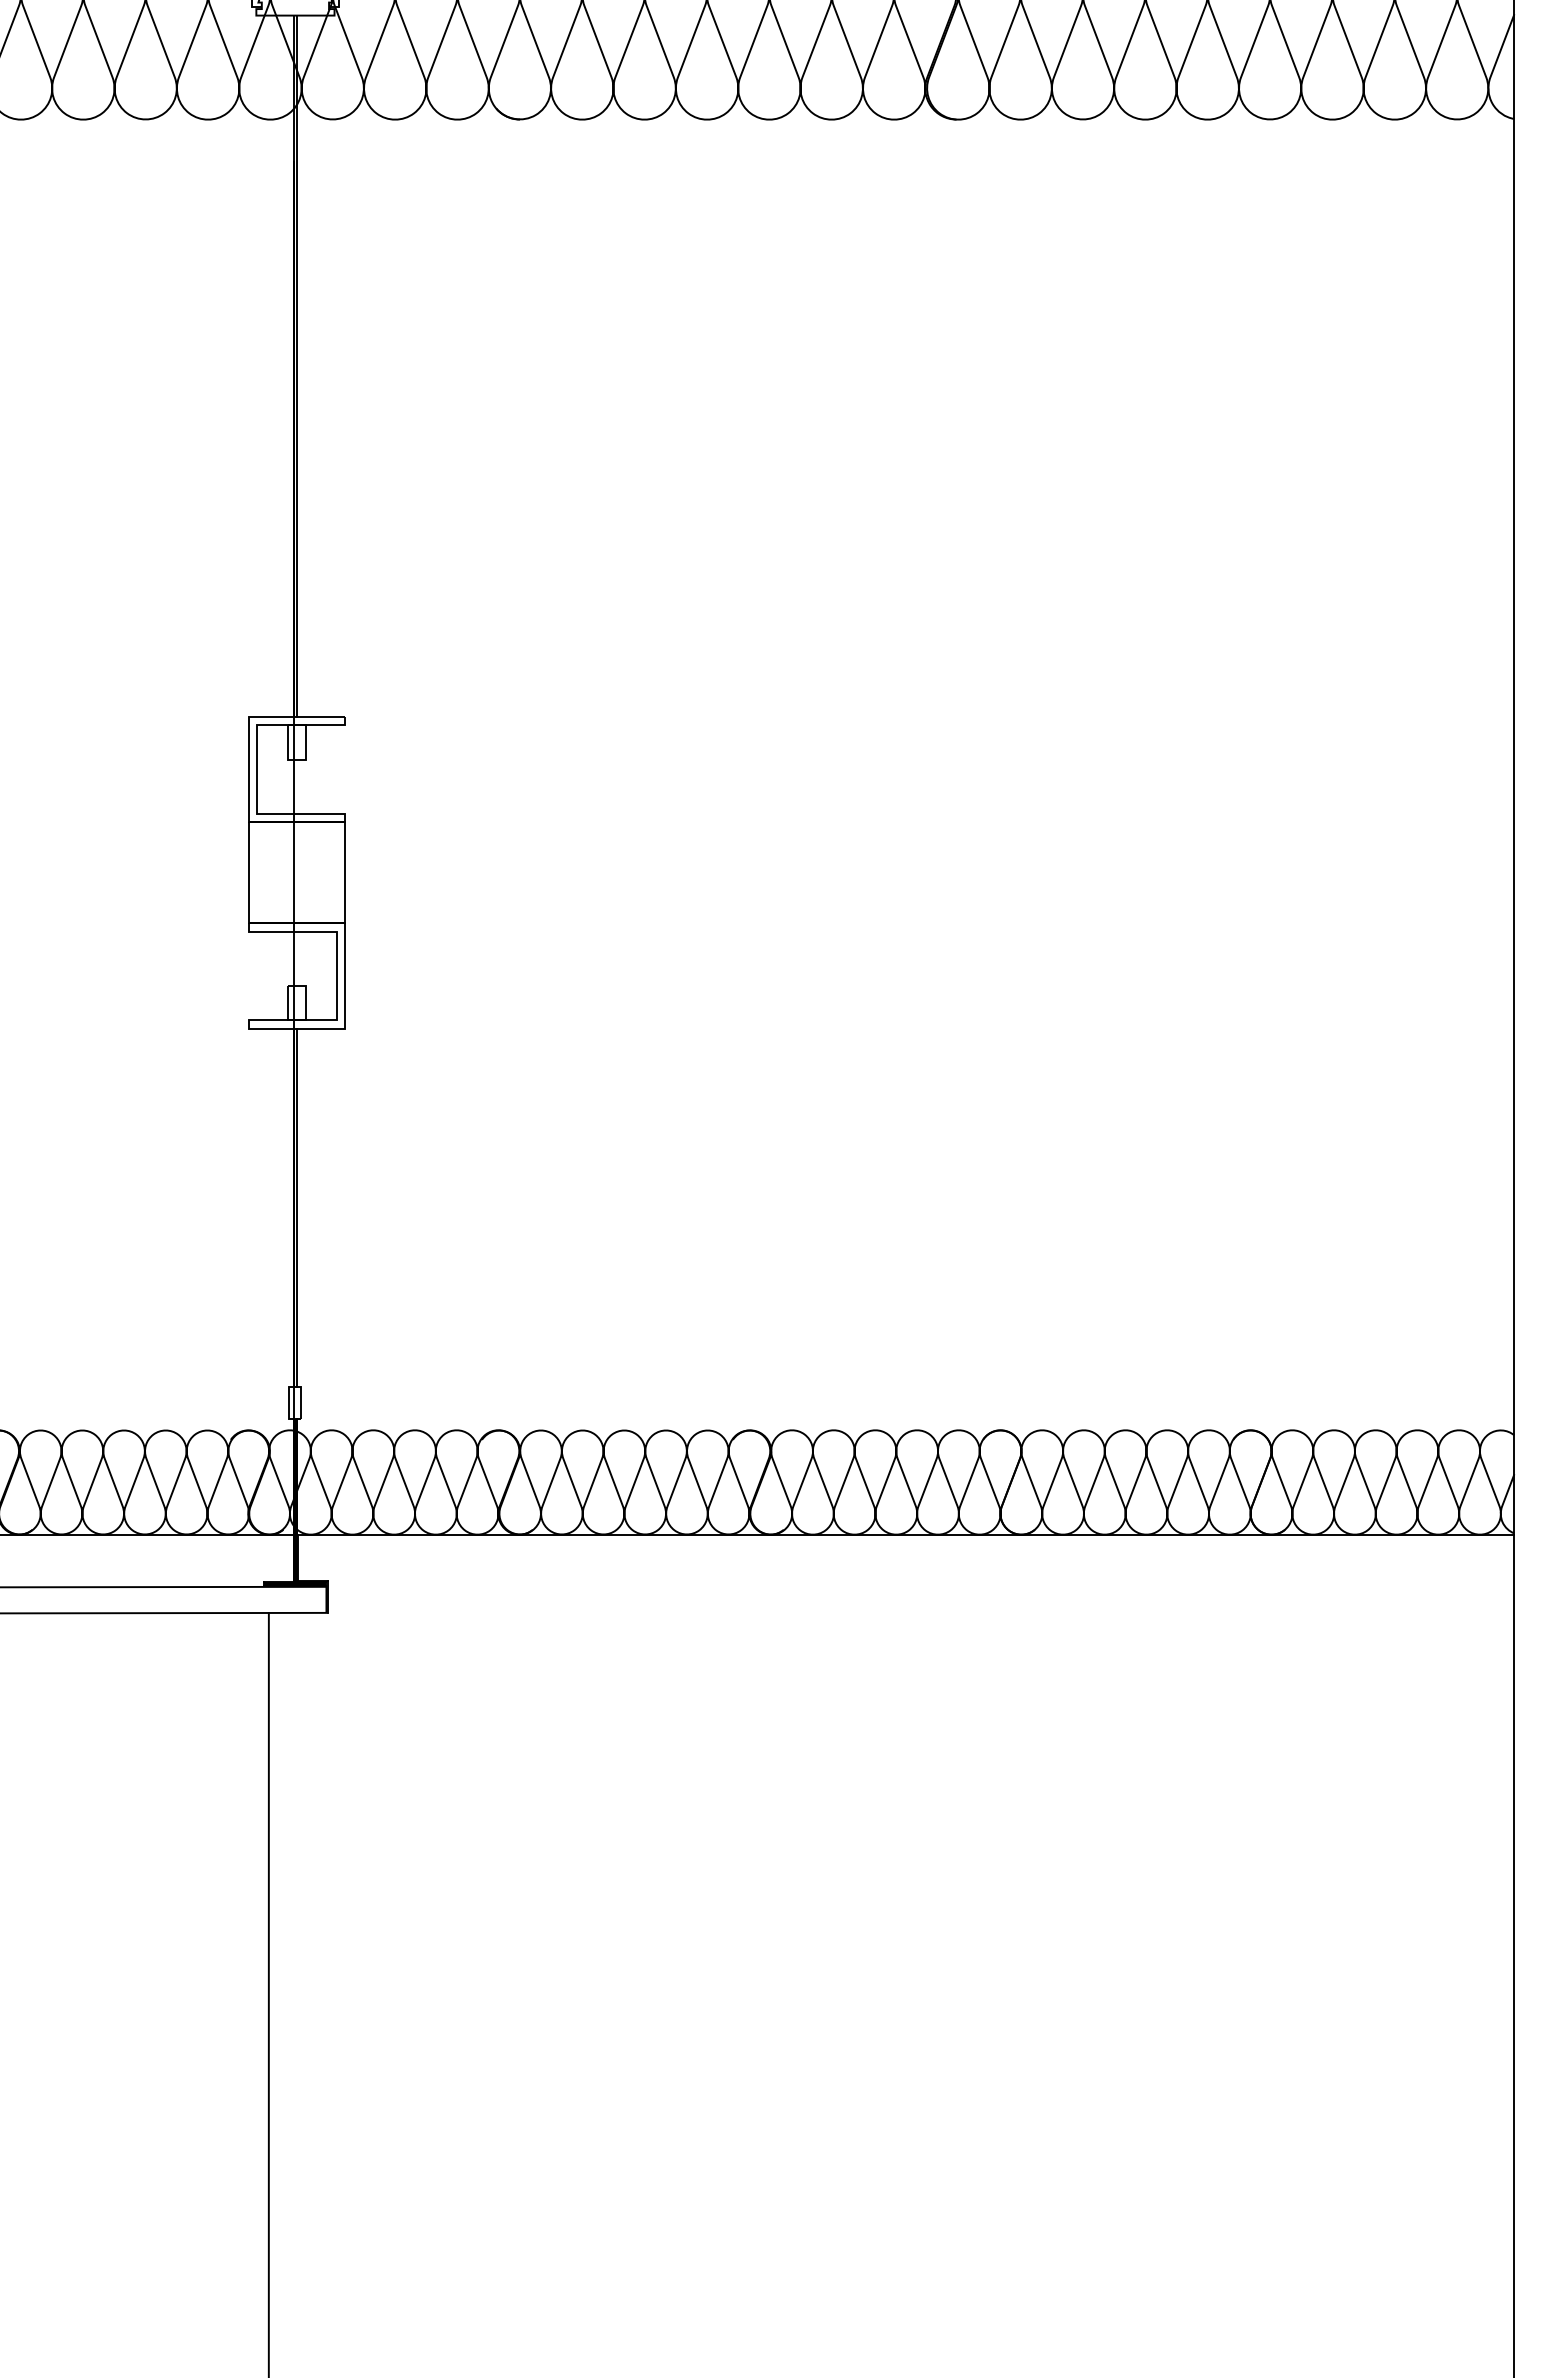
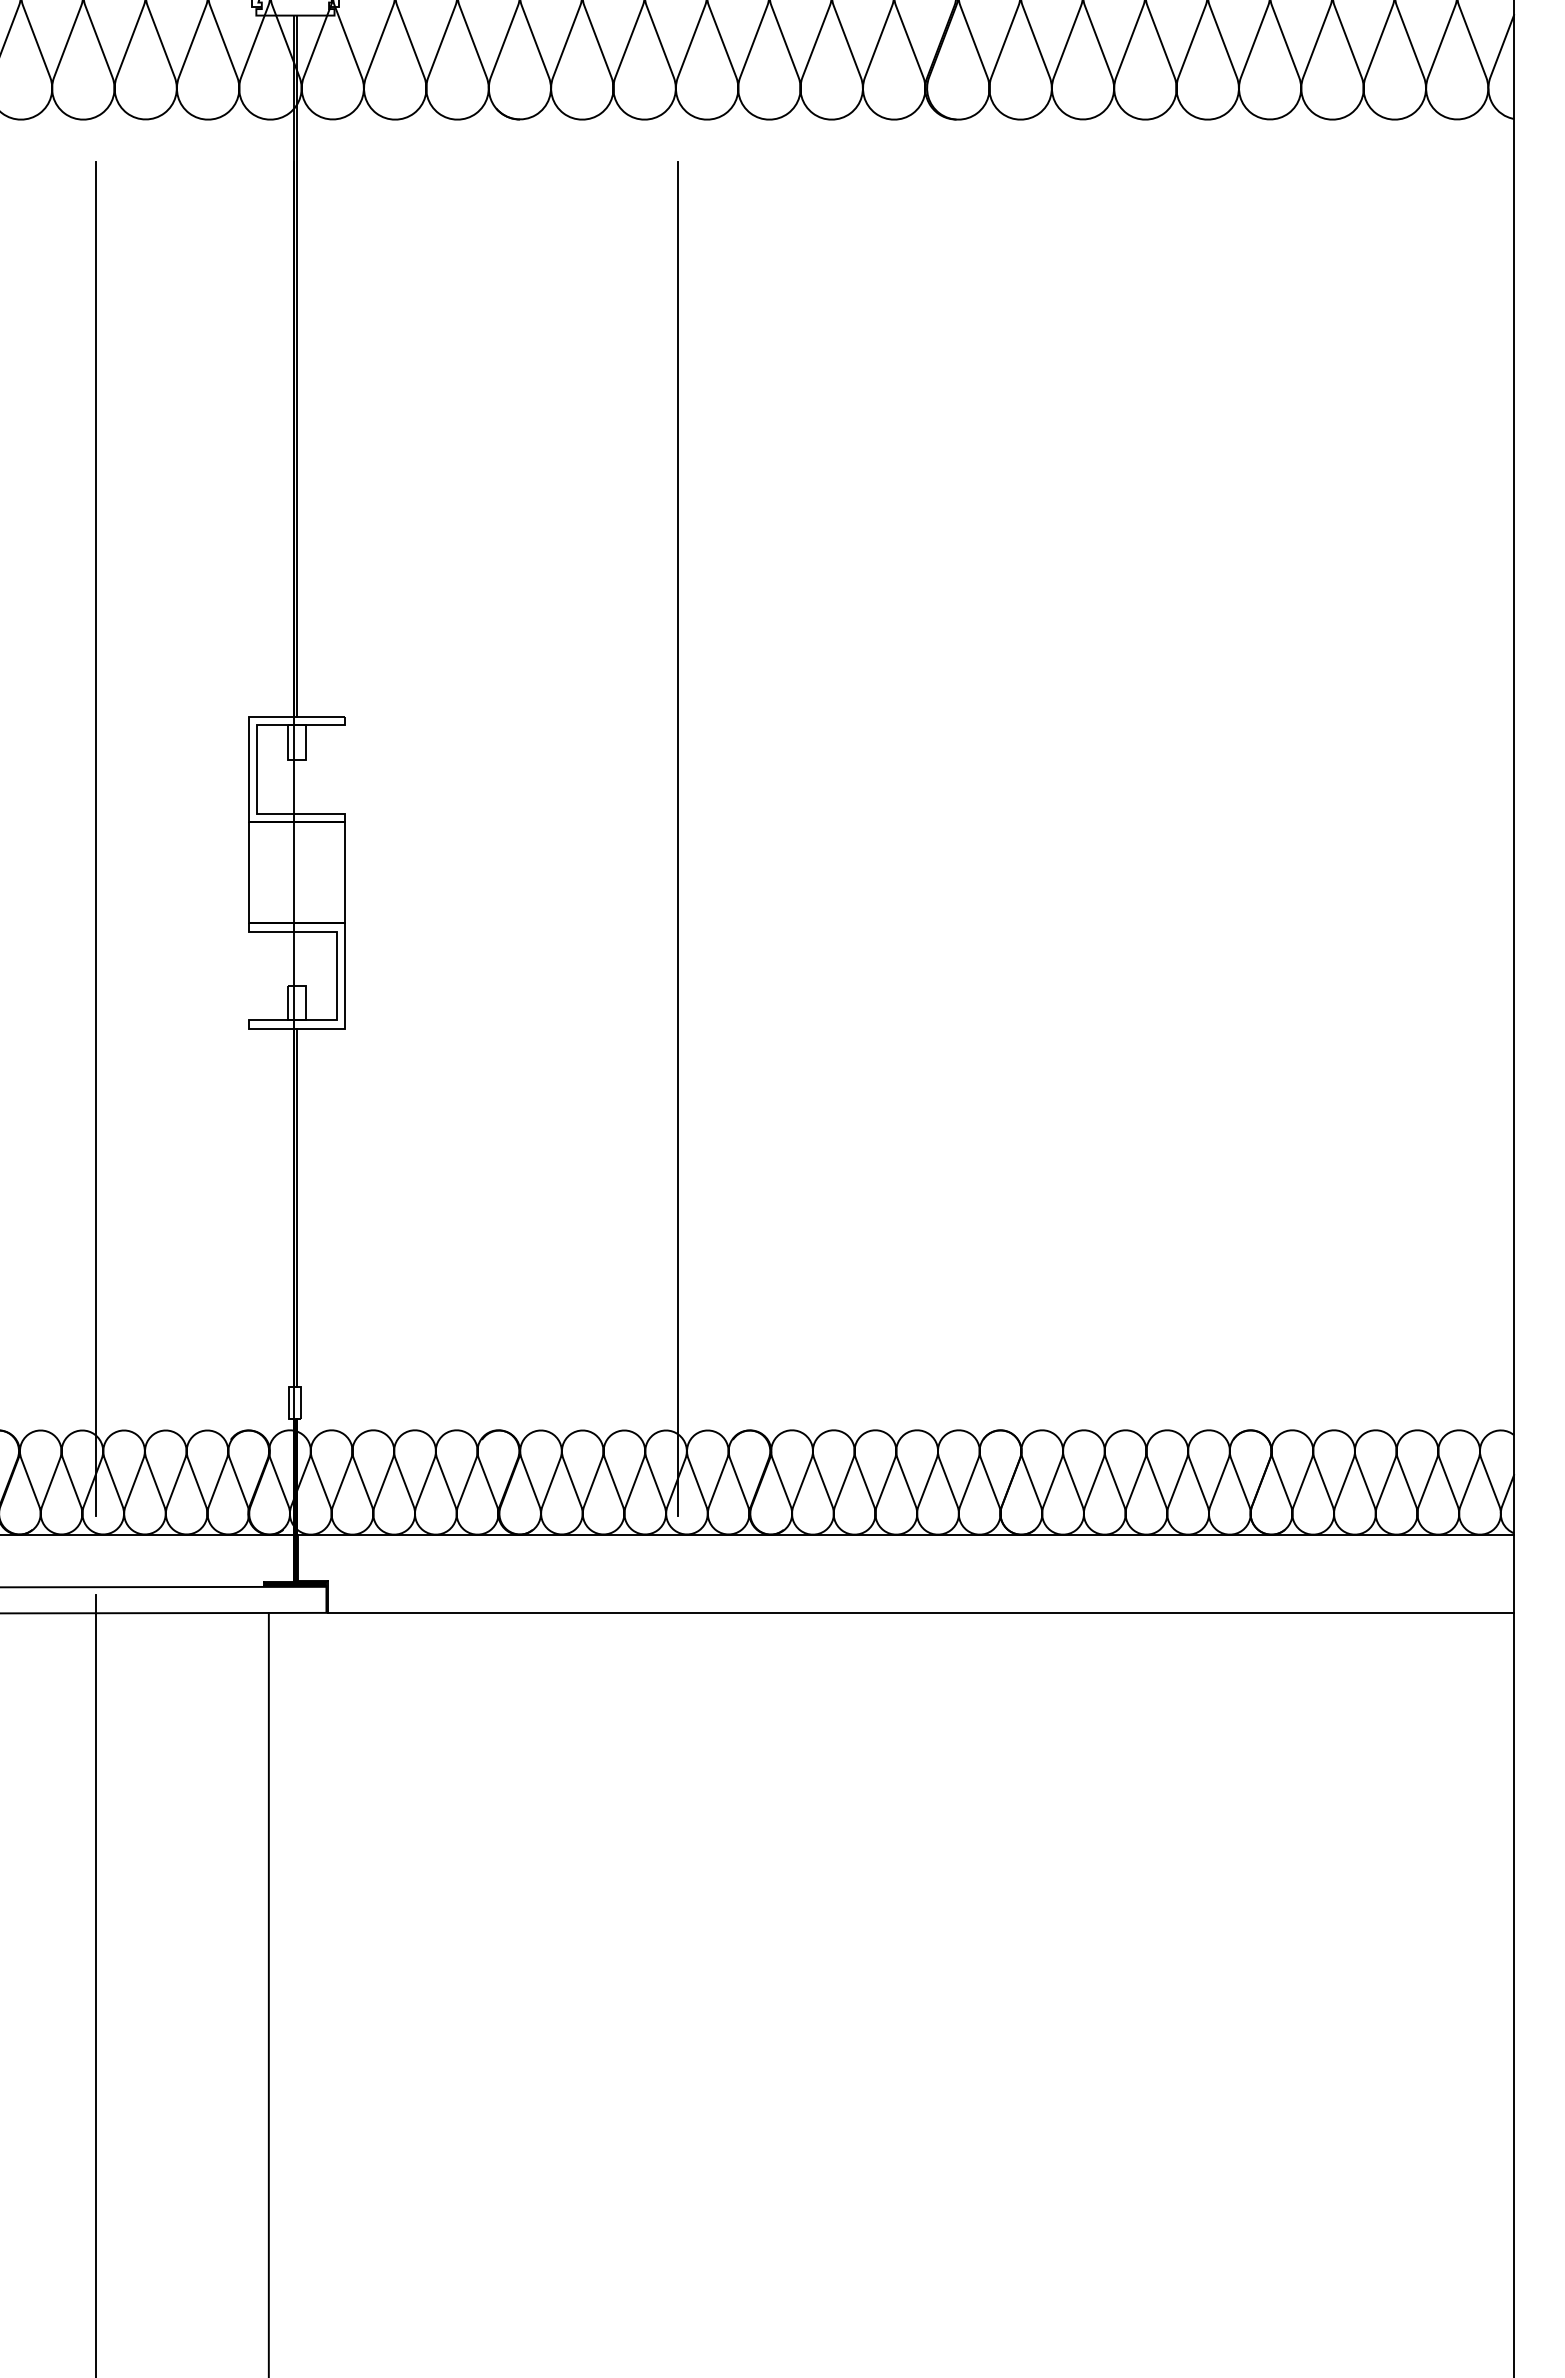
line: none -> present (96, 838)
line: none -> present (678, 838)
line: none -> present (920, 1612)
line: none -> present (96, 1984)
